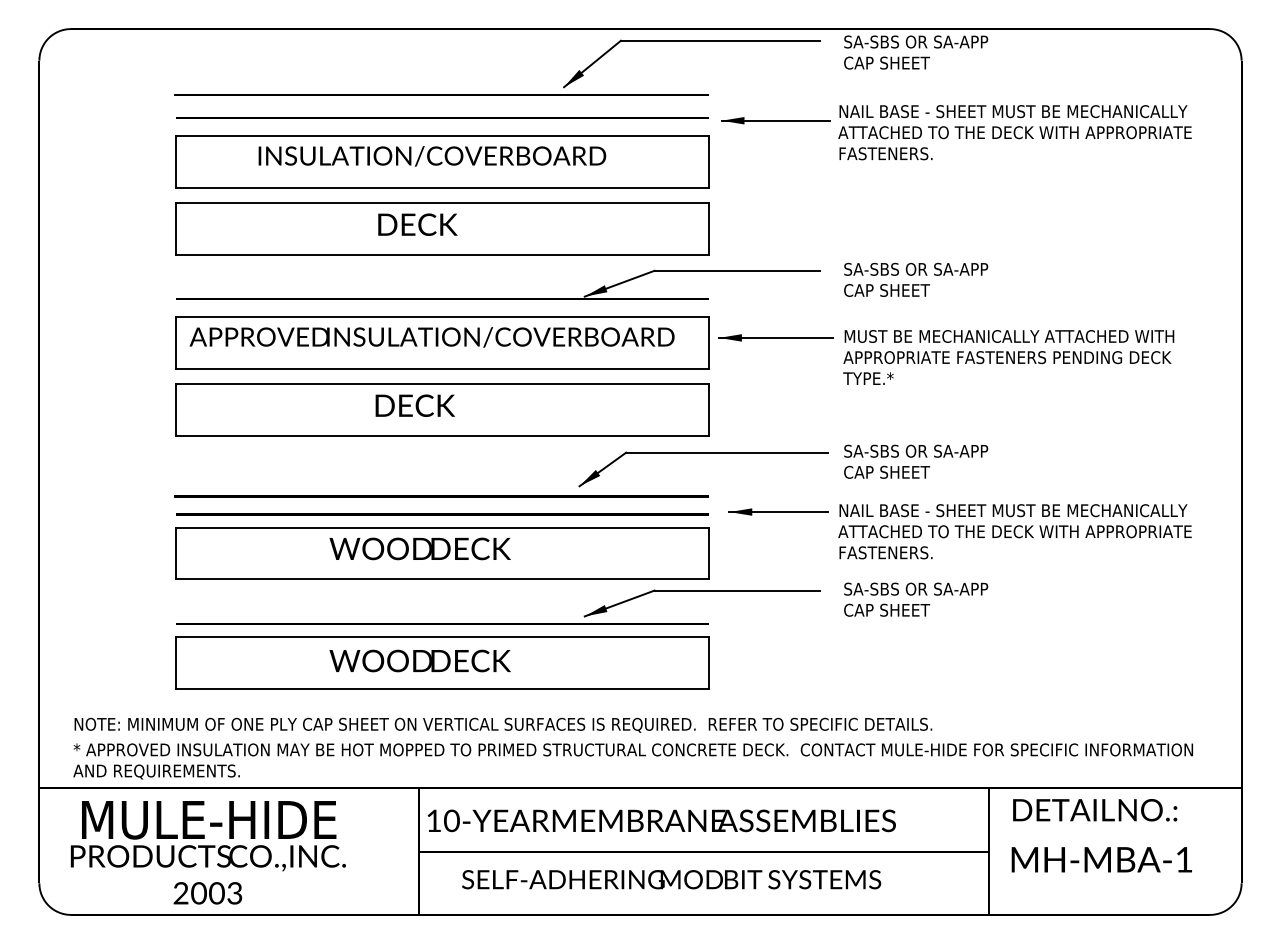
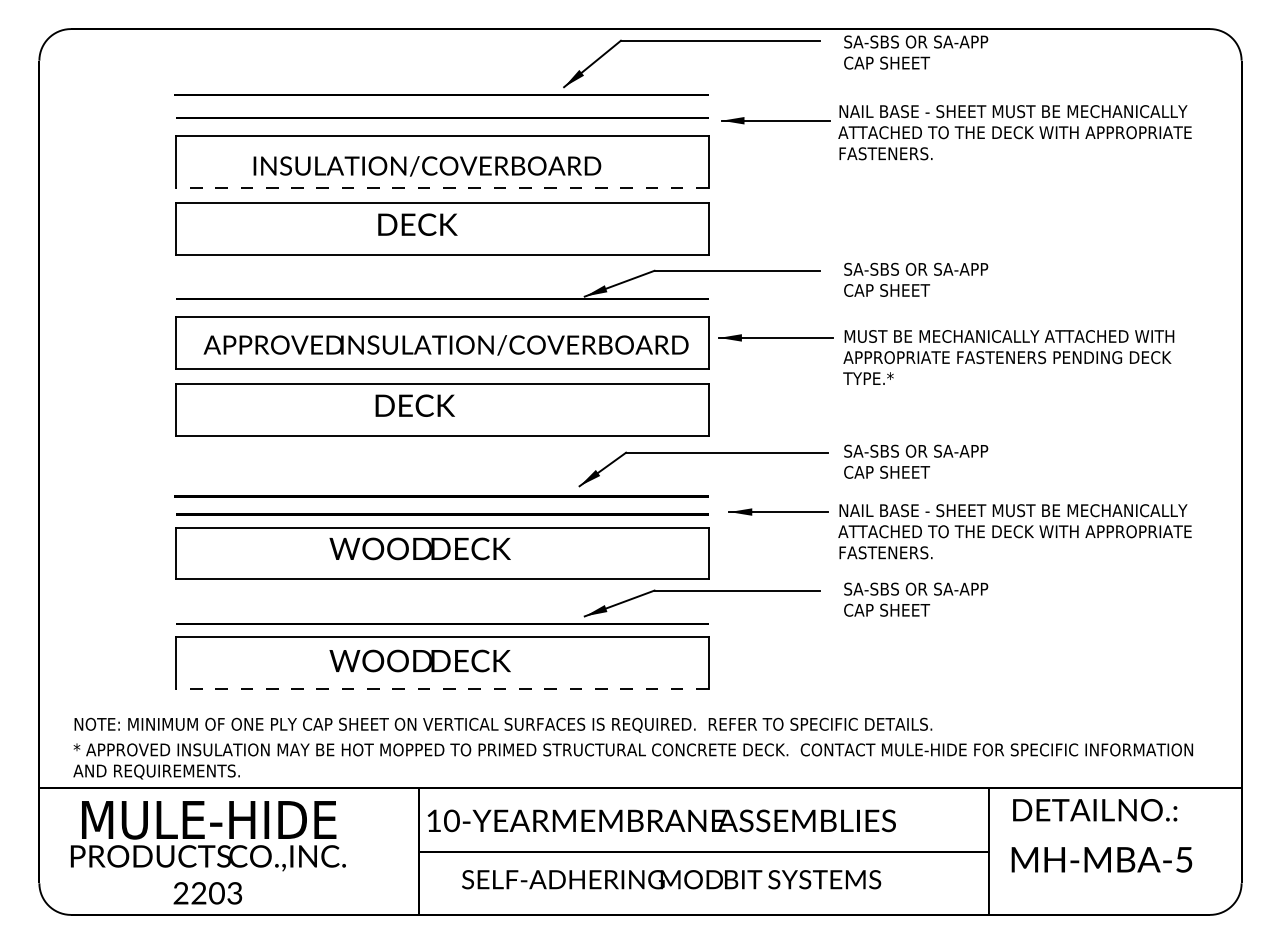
text position: (432, 156) -> (427, 166) (427, 166)
line: solid -> dashed (442, 187)
text position: (431, 337) -> (445, 345) (445, 345)
line: solid -> dashed (442, 688)
text: MH-MBA-1 -> MH-MBA-5 (1184, 859)
text: 2003 -> 2203 (198, 893)
